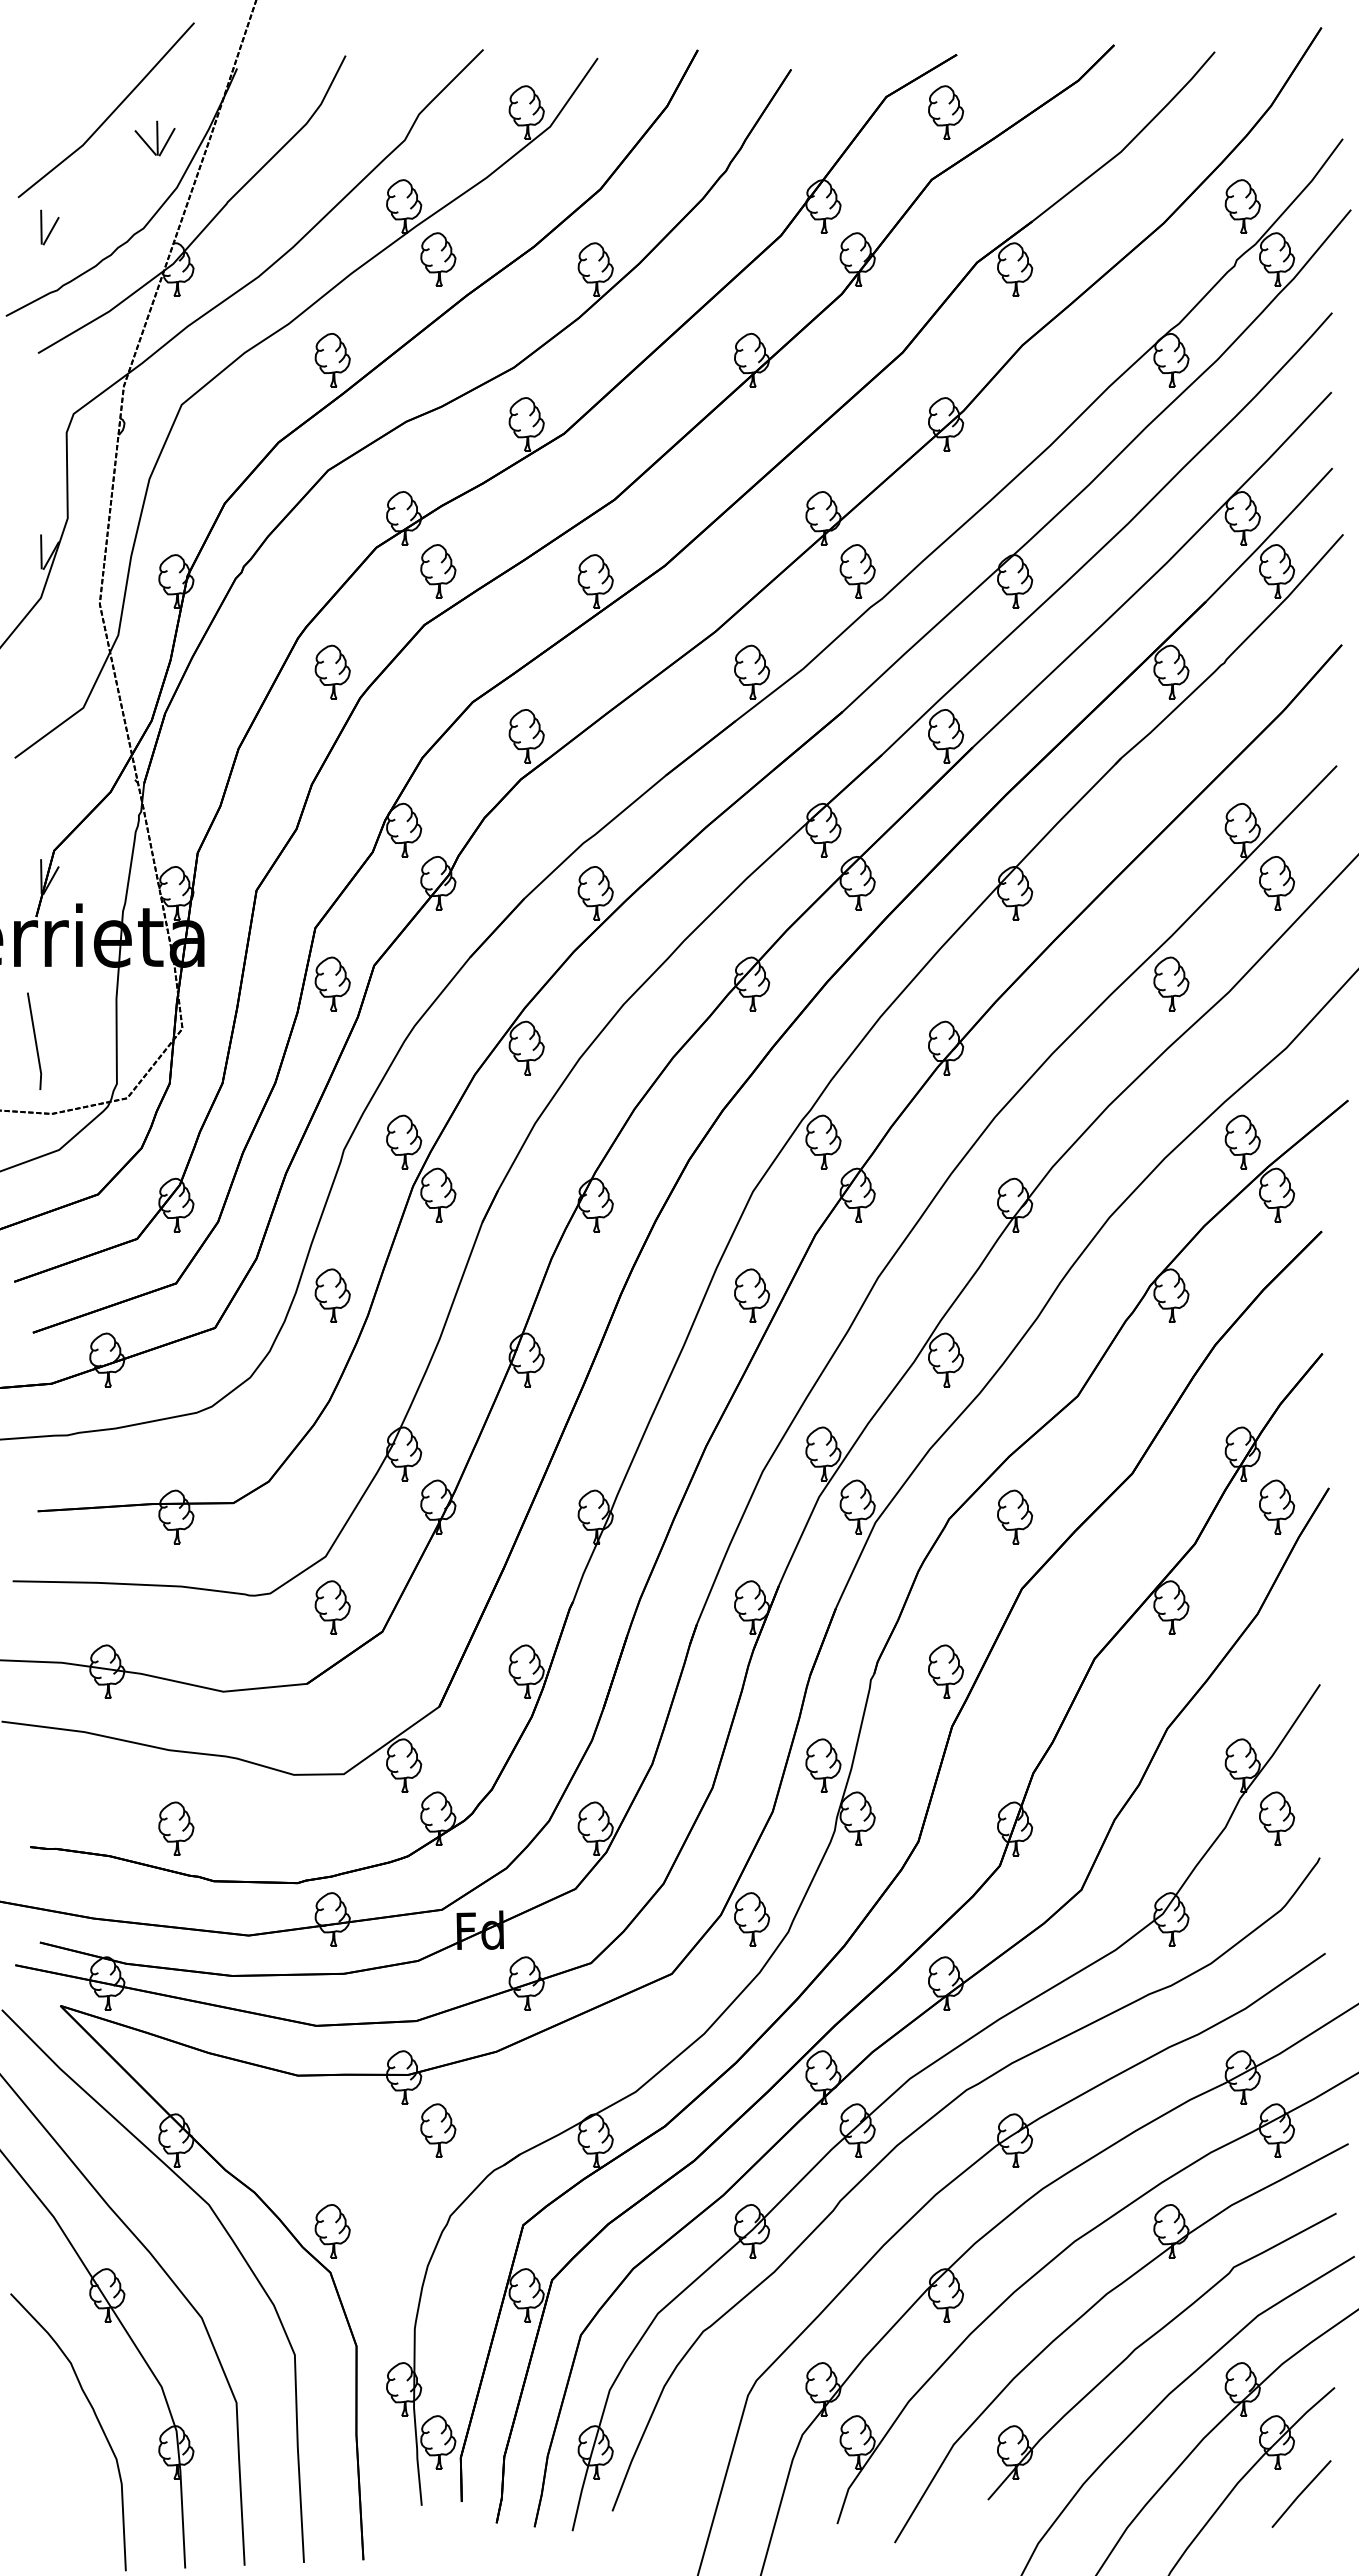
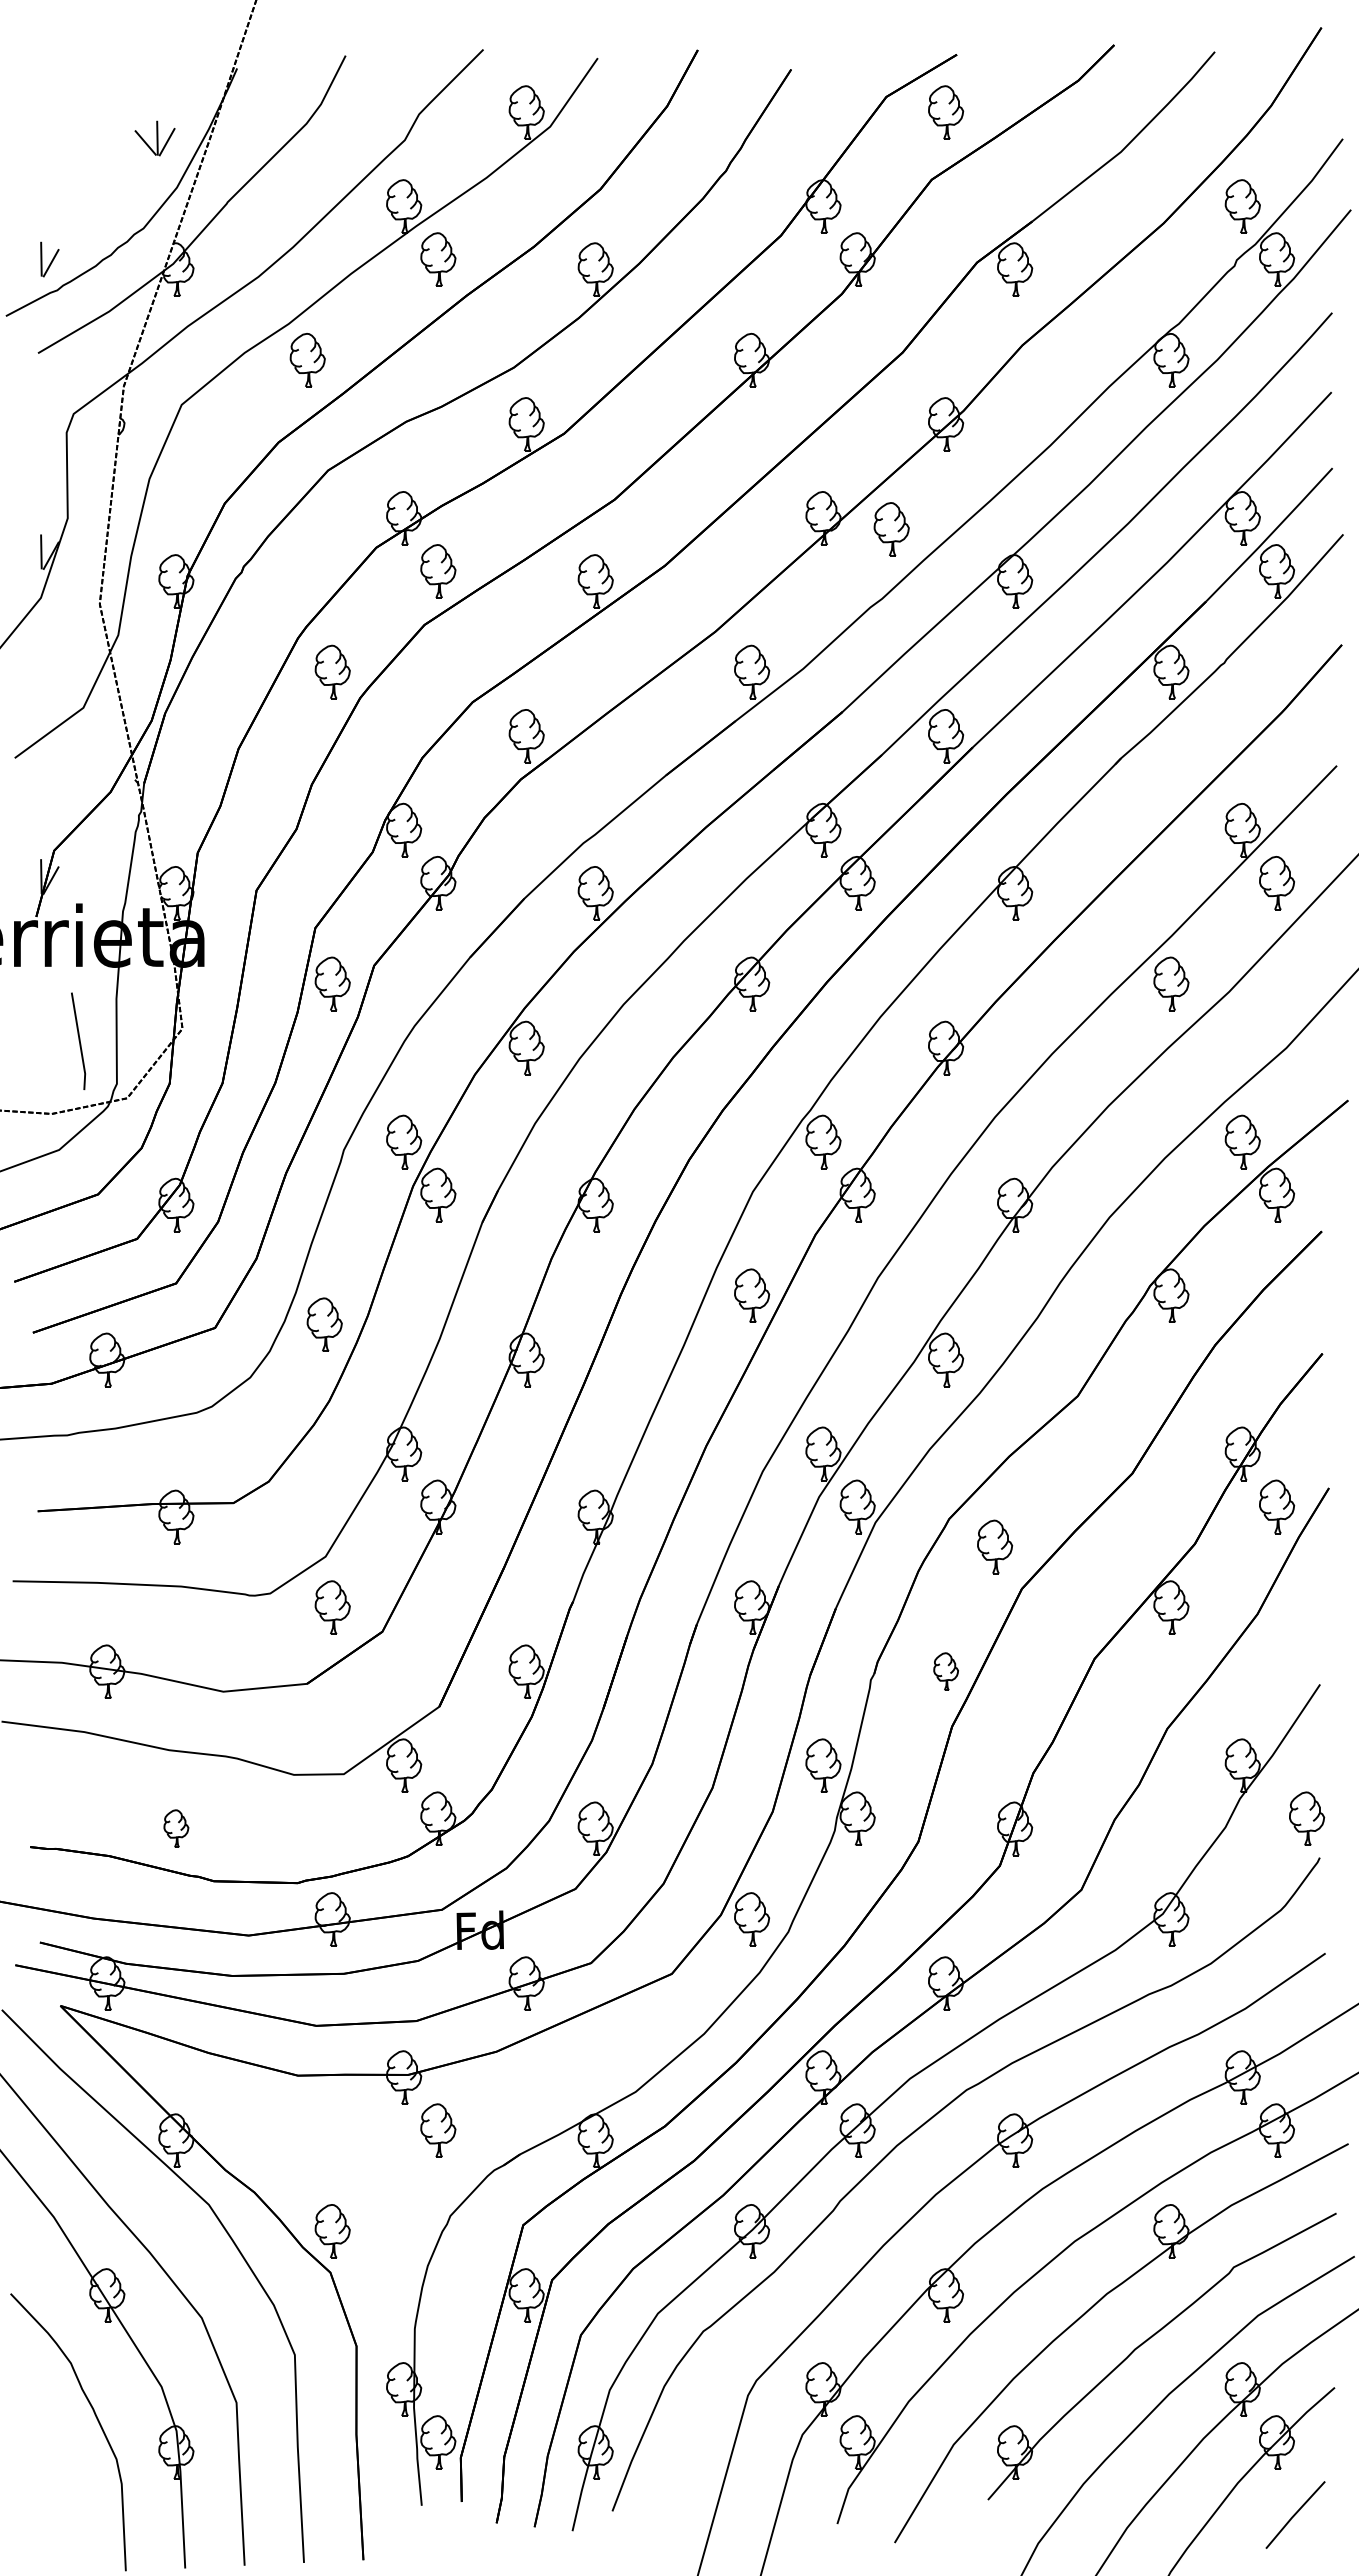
line: present -> none (109, 114)
part position: (49, 227) -> (49, 259) (49, 259)
part position: (332, 360) -> (307, 360) (307, 360)
part position: (857, 571) -> (891, 529) (891, 529)
line position: (34, 1040) -> (78, 1040) (78, 1040)
part position: (332, 1295) -> (324, 1324) (324, 1324)
part position: (1015, 1516) -> (995, 1546) (995, 1546)
part size: 37x55 px -> 26x39 px (945, 1671)
part position: (1277, 1818) -> (1307, 1818) (1307, 1818)
part size: 37x55 px -> 27x39 px (176, 1828)
line position: (1301, 2493) -> (1295, 2514) (1295, 2514)
